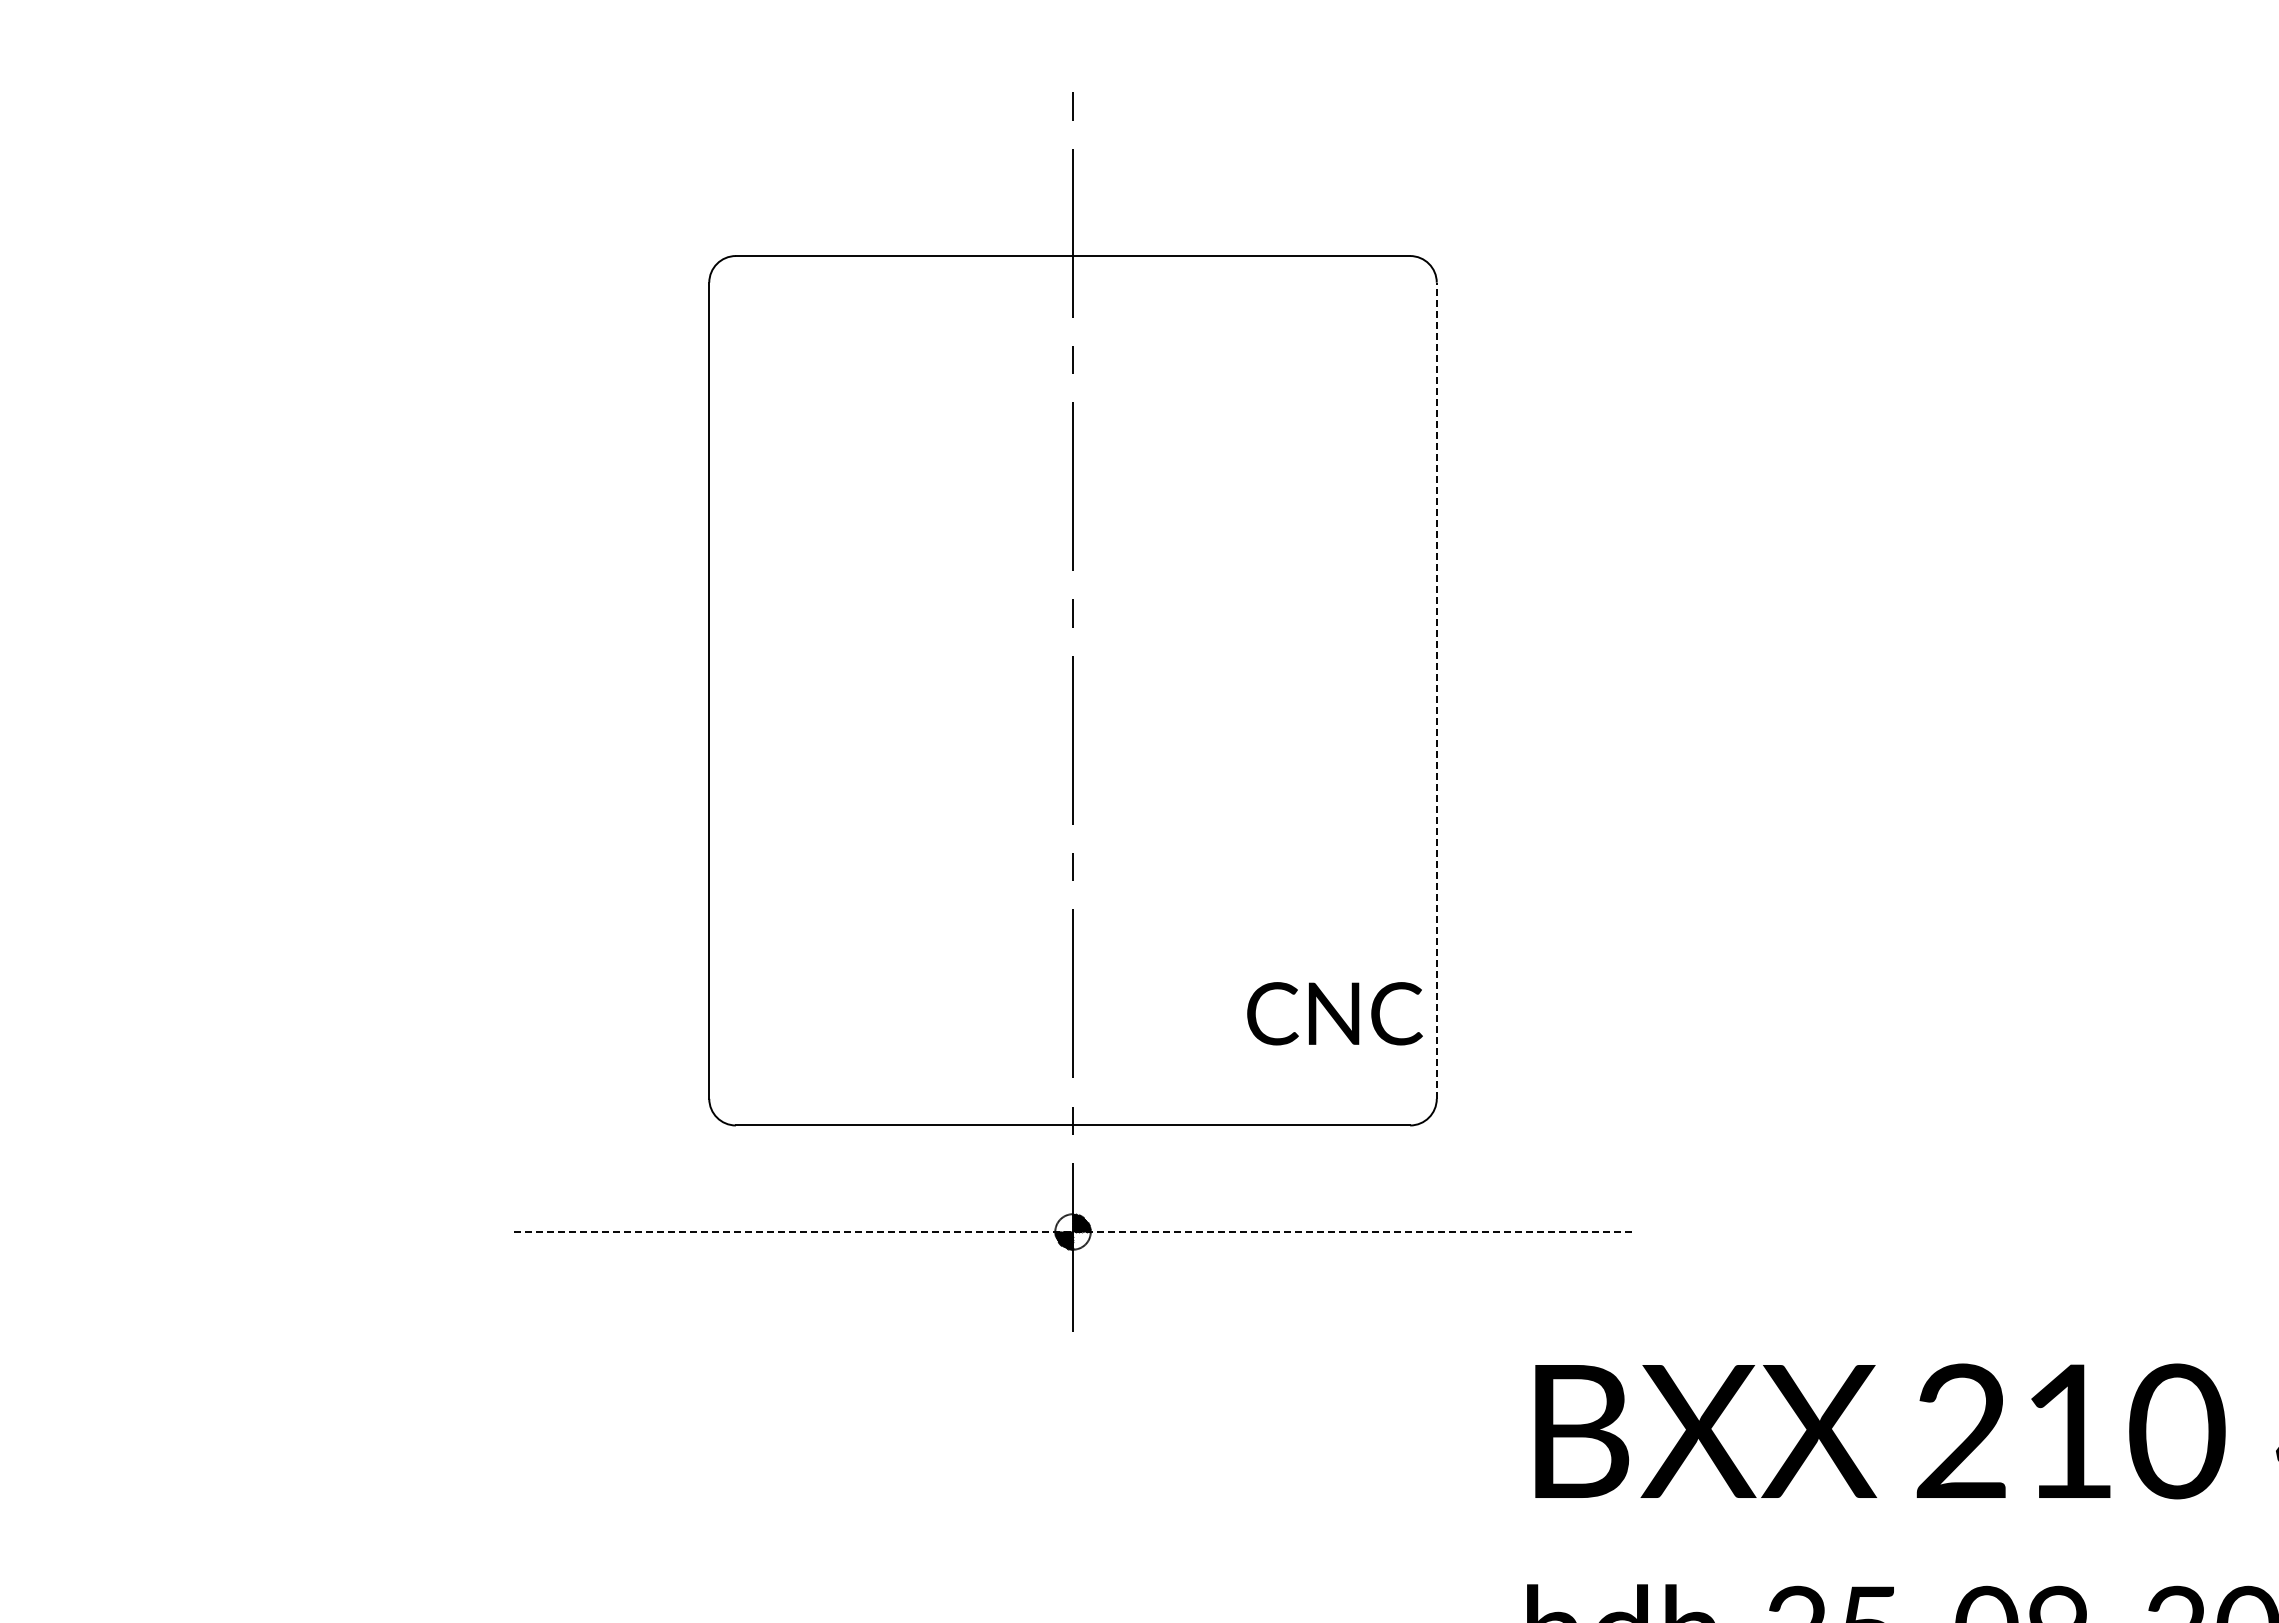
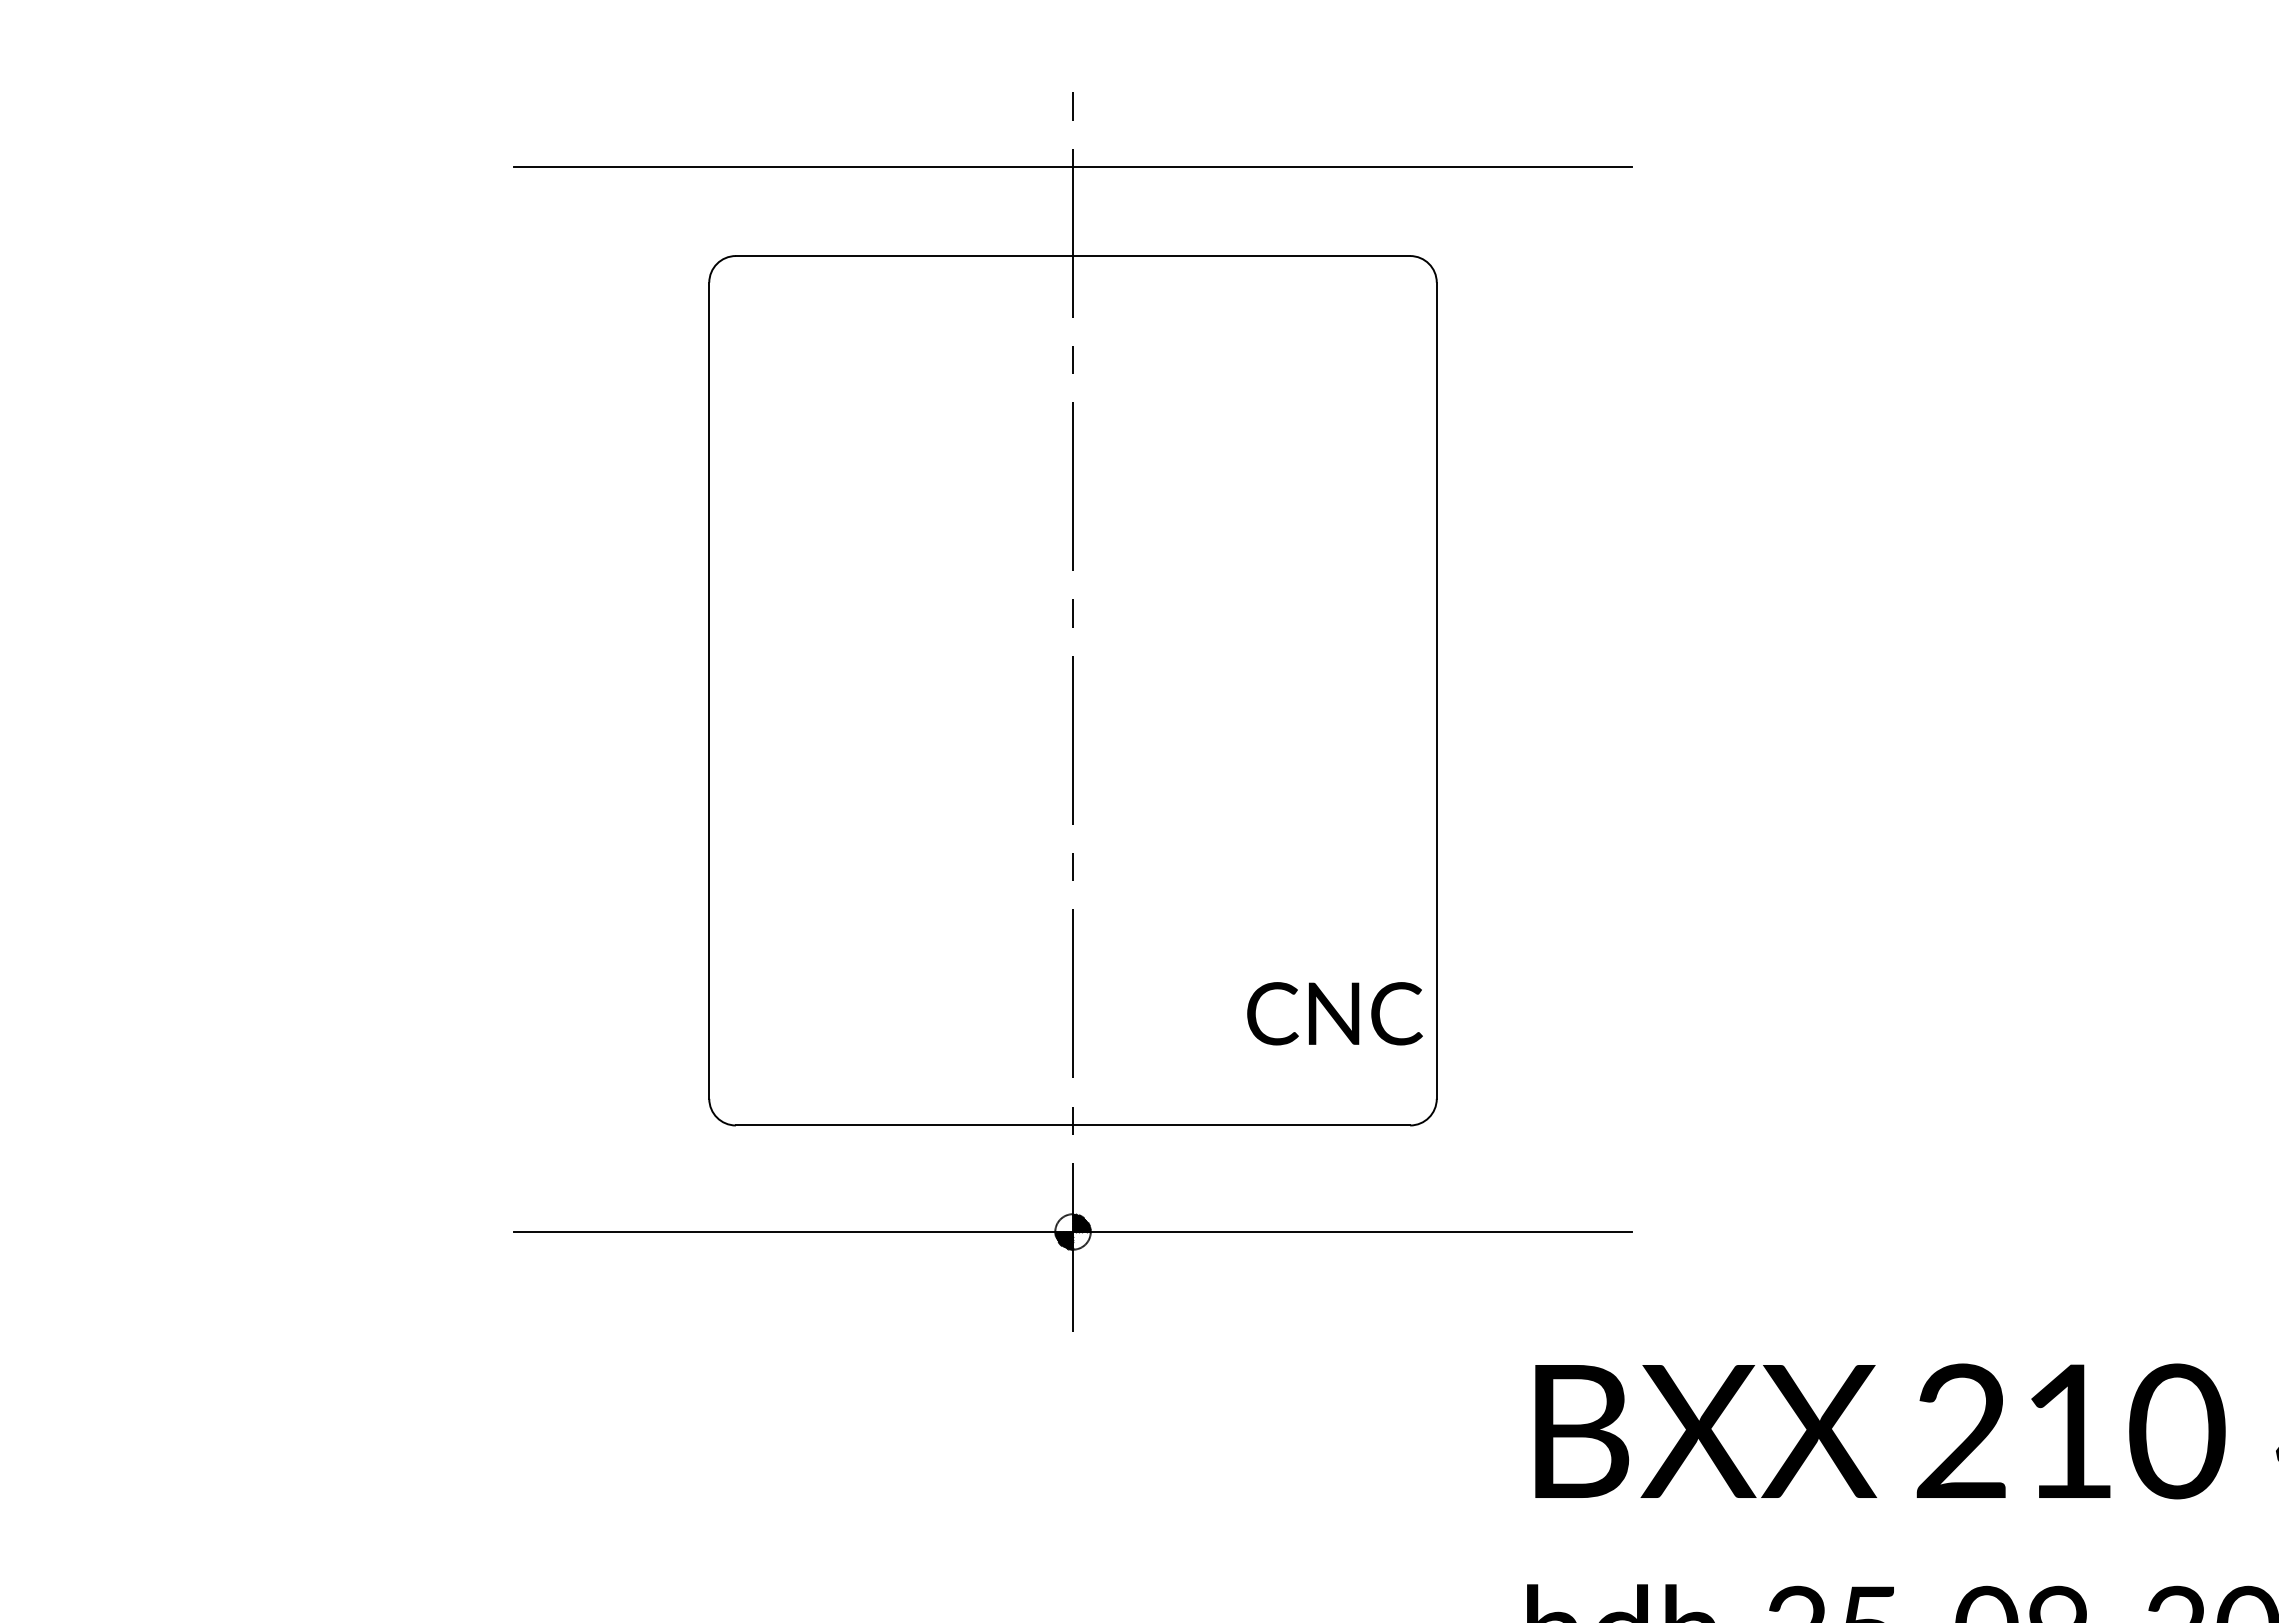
line: none -> present (1072, 167)
line: dashed -> solid (1436, 690)
line: dashed -> solid (1073, 1231)
